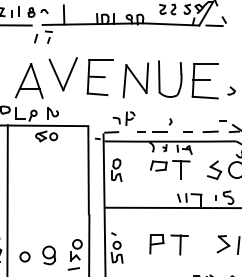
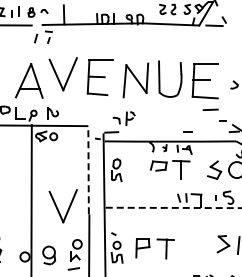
part position: (231, 90) -> (234, 84) (234, 84)
part: present -> none (154, 125)
line position: (210, 131) -> (210, 109) (210, 109)
line: solid -> dashed (88, 169)
line position: (7, 199) -> (31, 199) (31, 199)
part: none -> present (62, 206)
line: solid -> dashed (173, 207)
part position: (168, 244) -> (154, 248) (154, 248)
